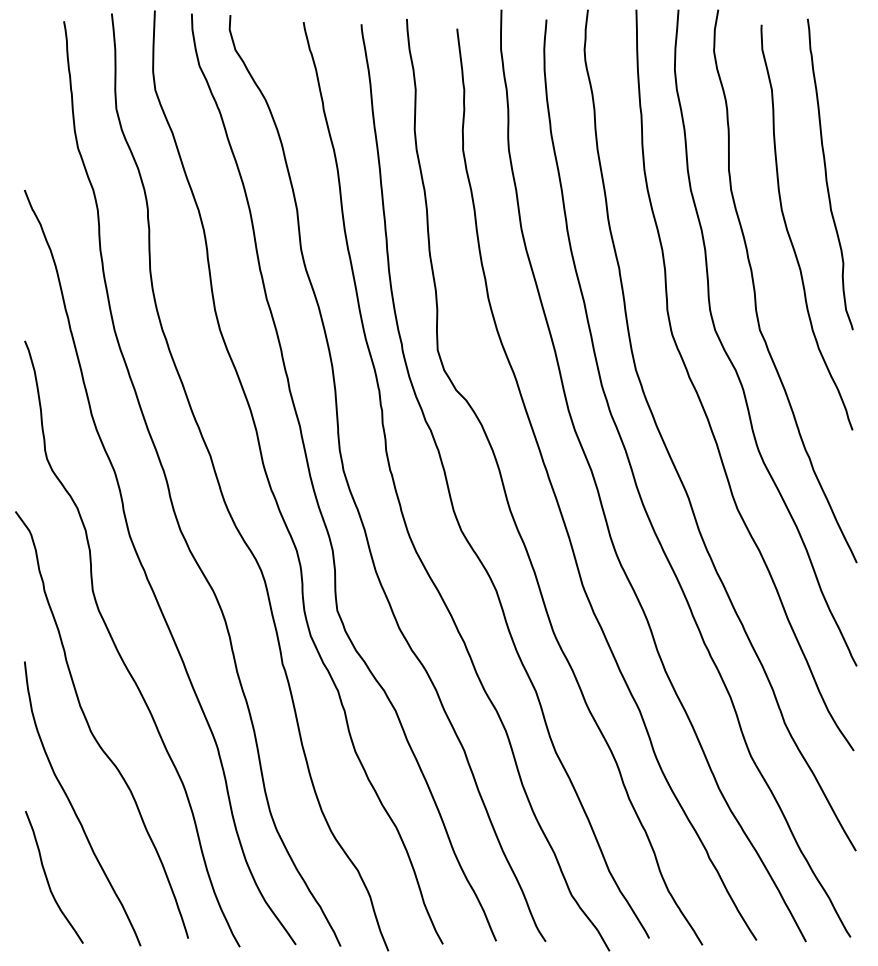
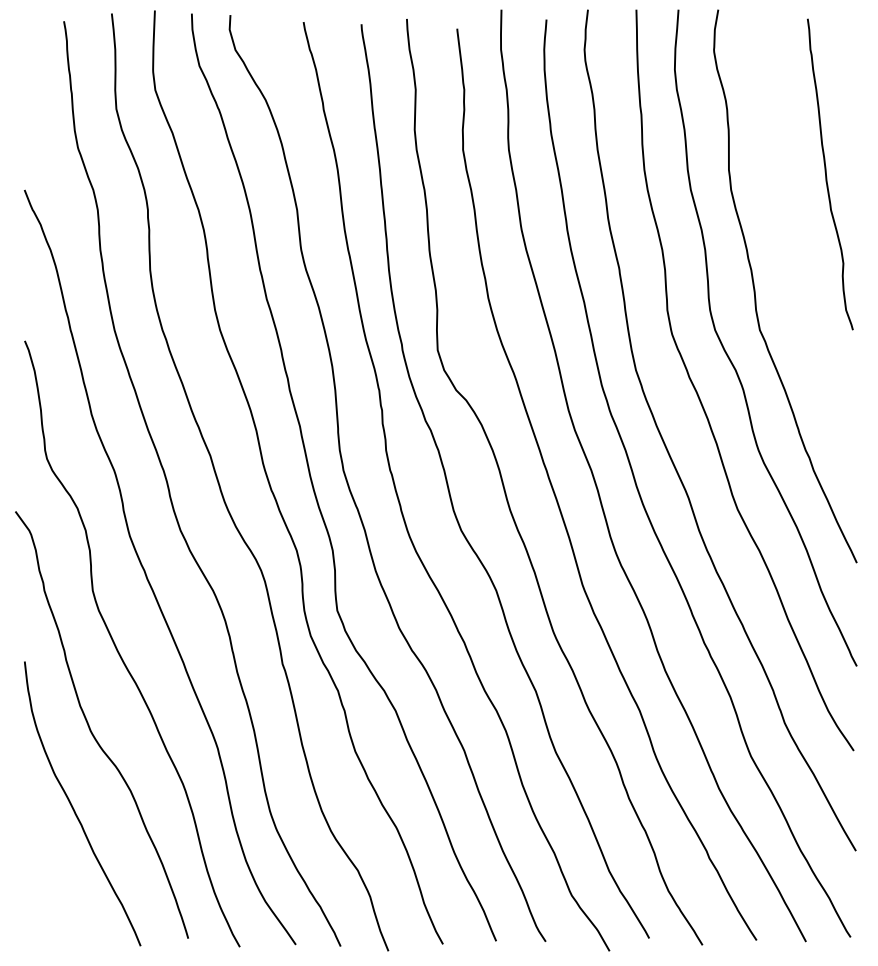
curve: present -> none (789, 233)
curve: present -> none (48, 880)
